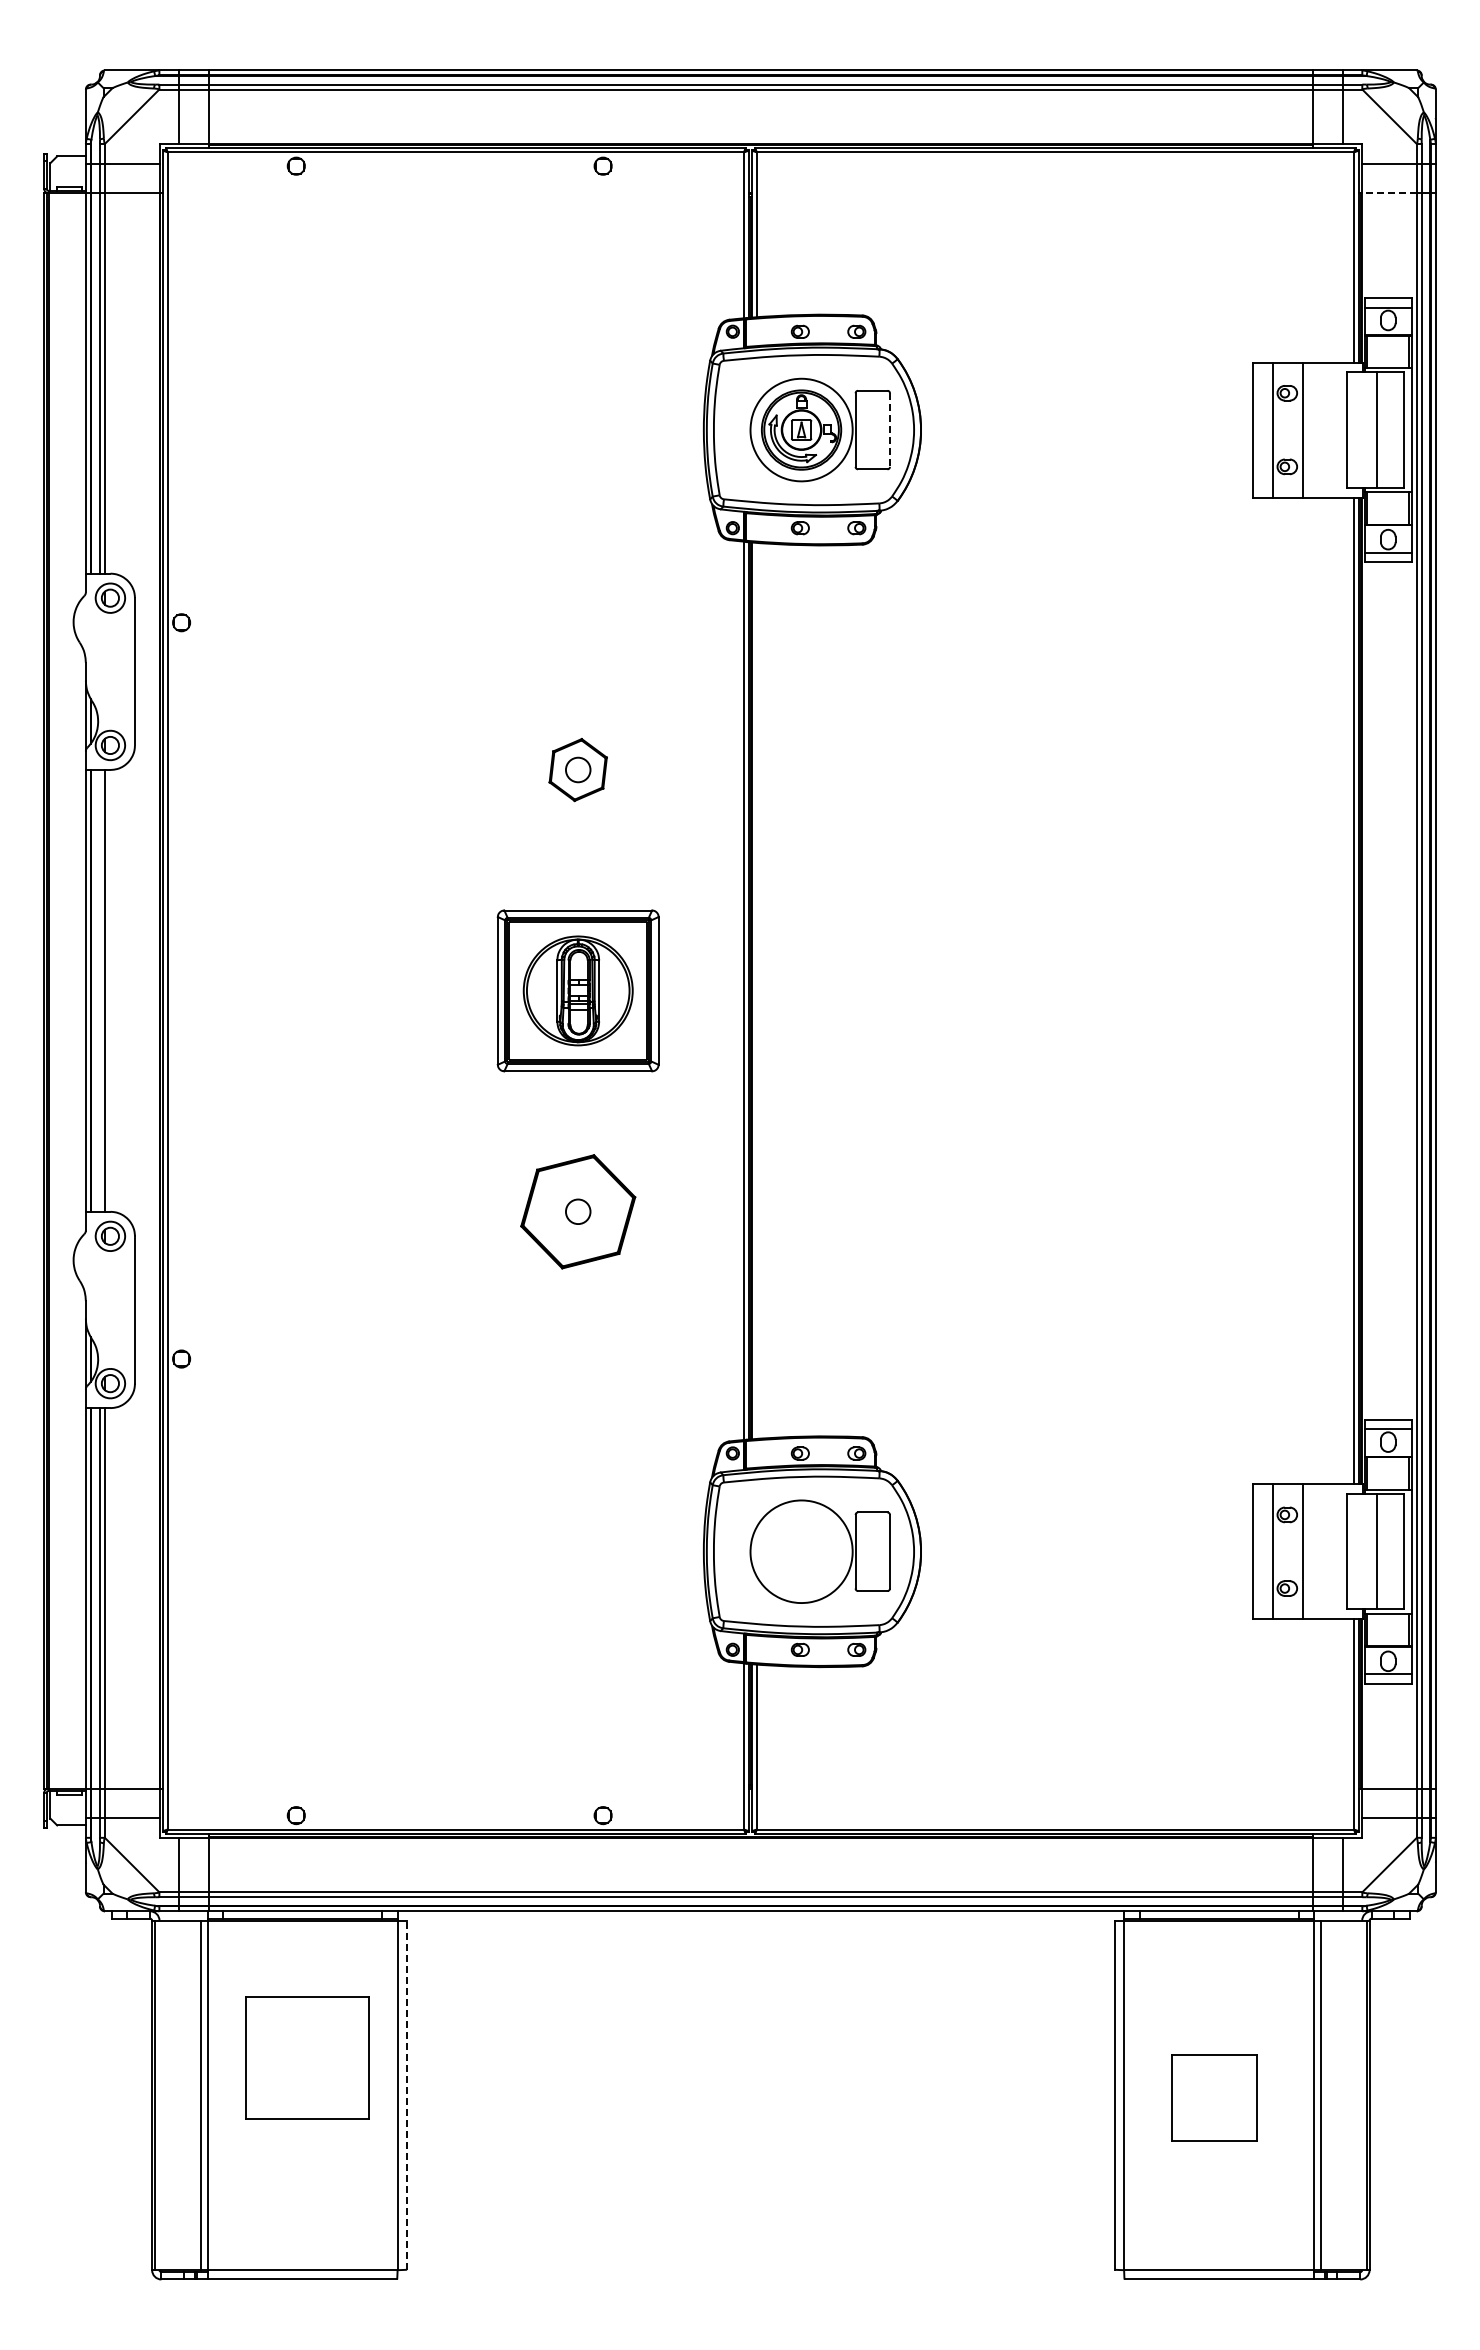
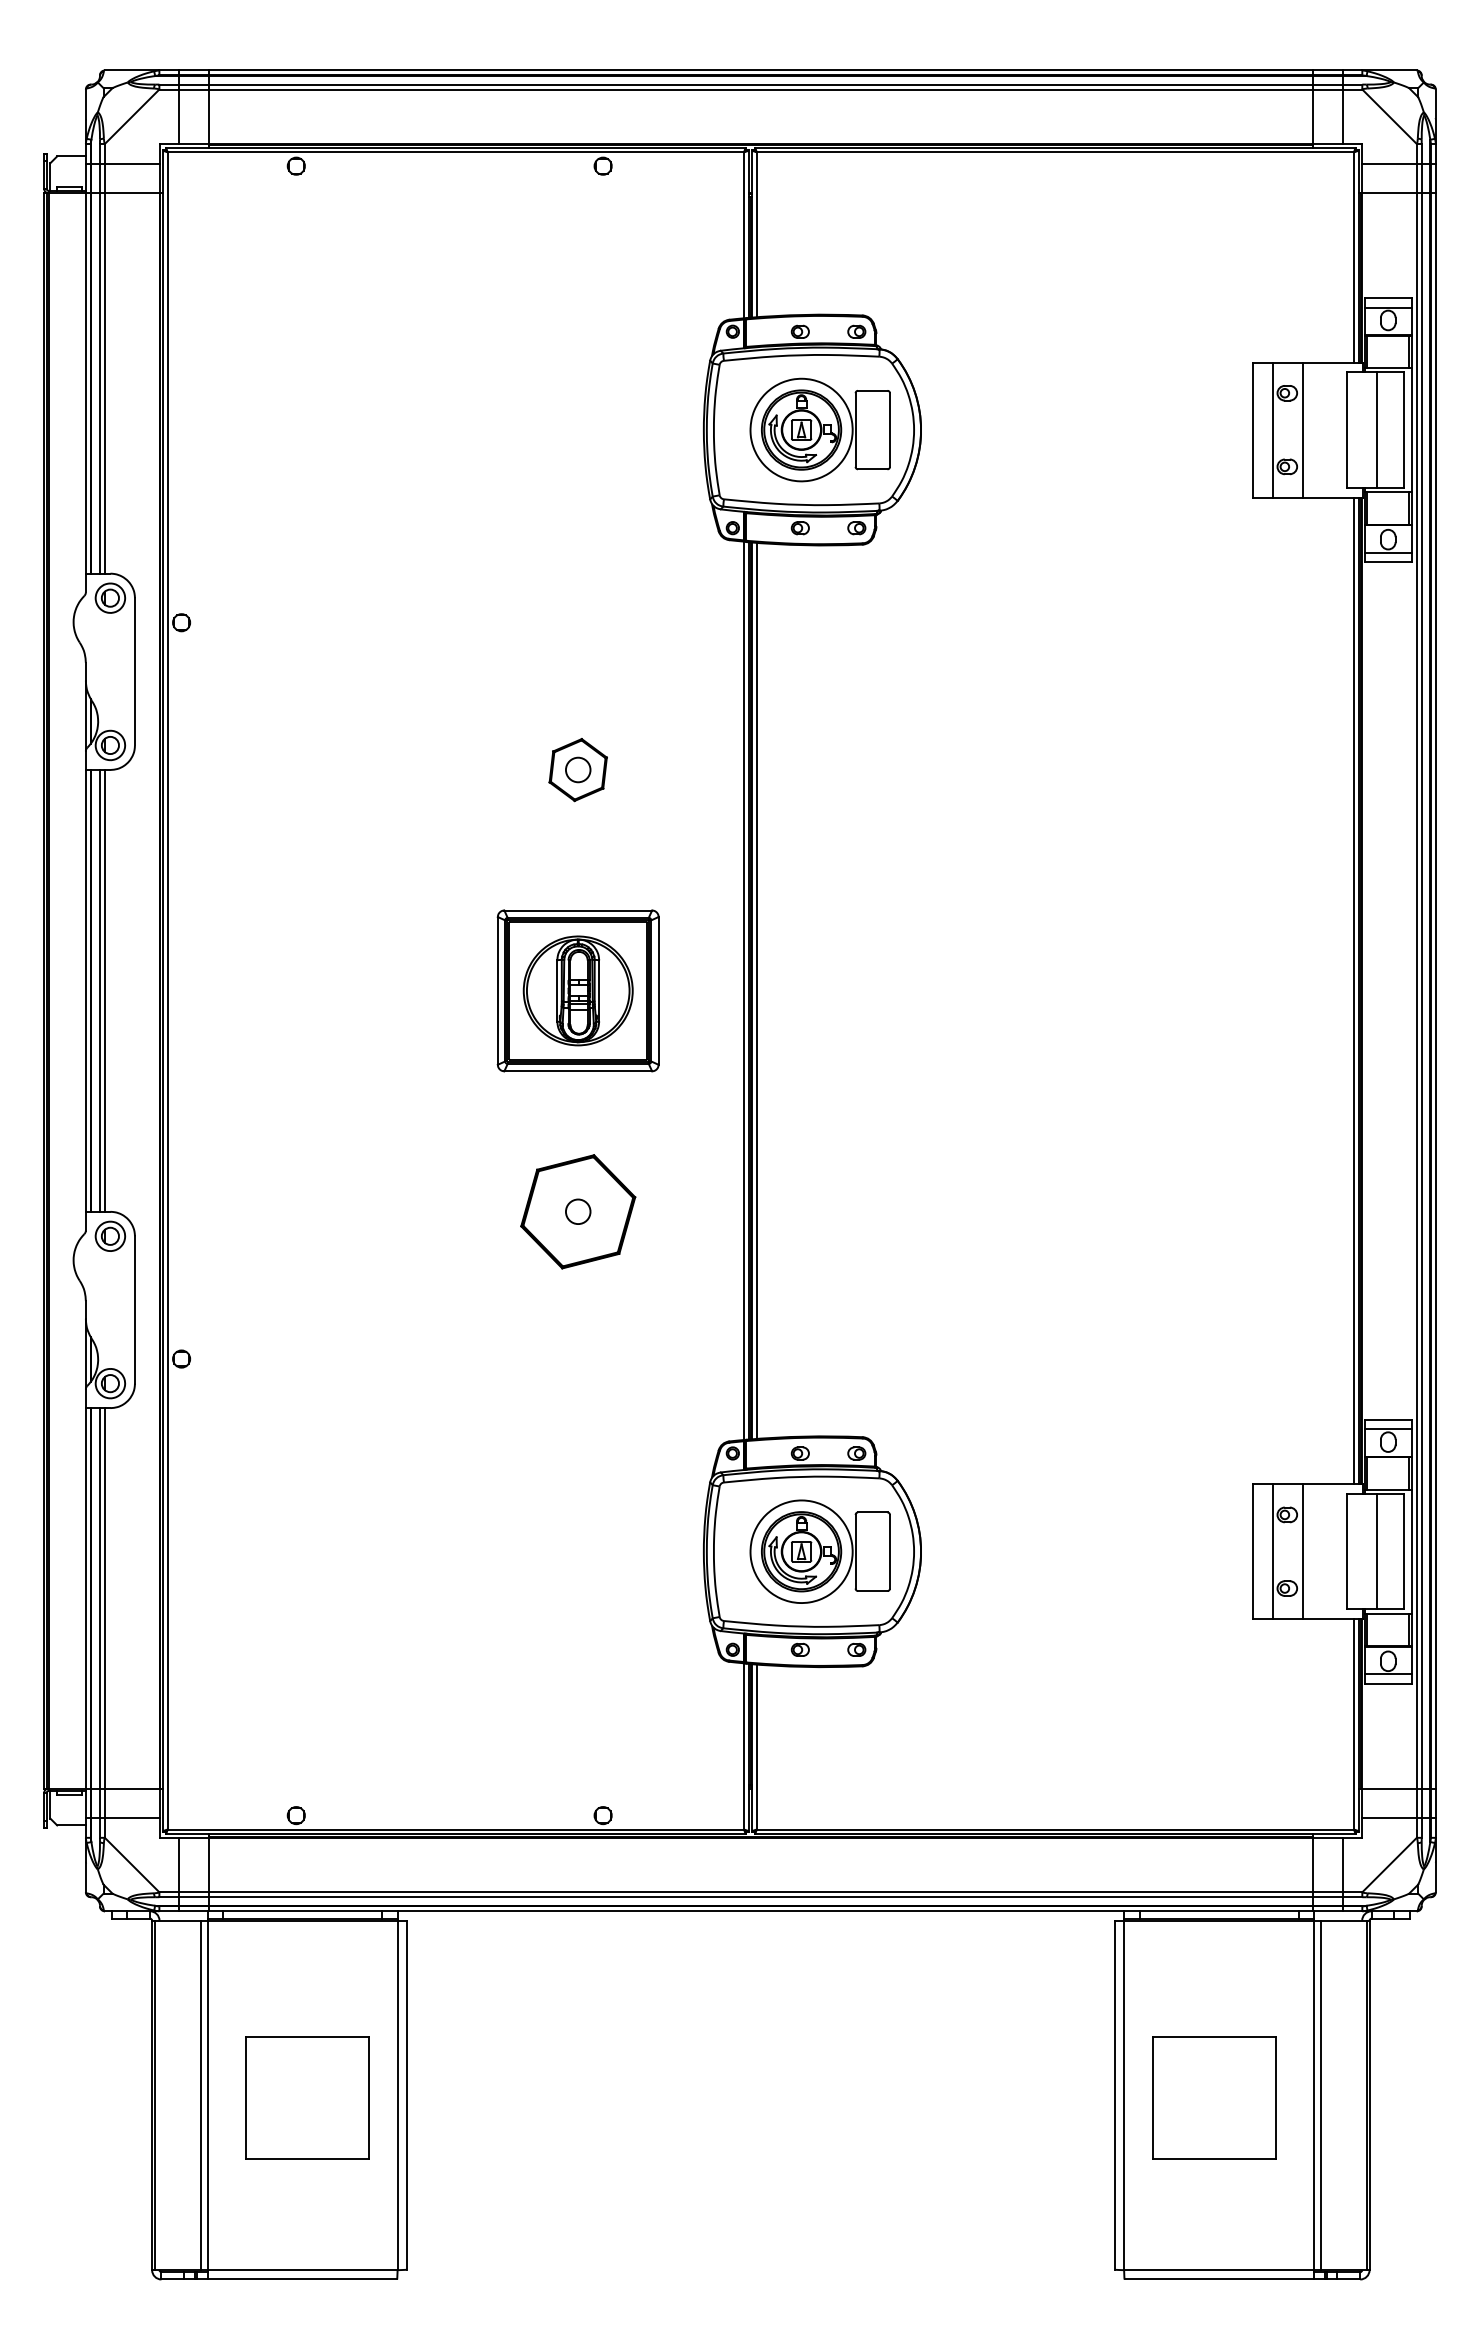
line: dashed -> solid (1389, 193)
line: dashed -> solid (889, 430)
line: none -> present (99, 990)
line: none -> present (756, 990)
part: none -> present (801, 1551)
part position: (307, 2057) -> (307, 2097) (307, 2097)
line: dashed -> solid (406, 2095)
part size: 87x88 px -> 125x124 px (1214, 2097)
